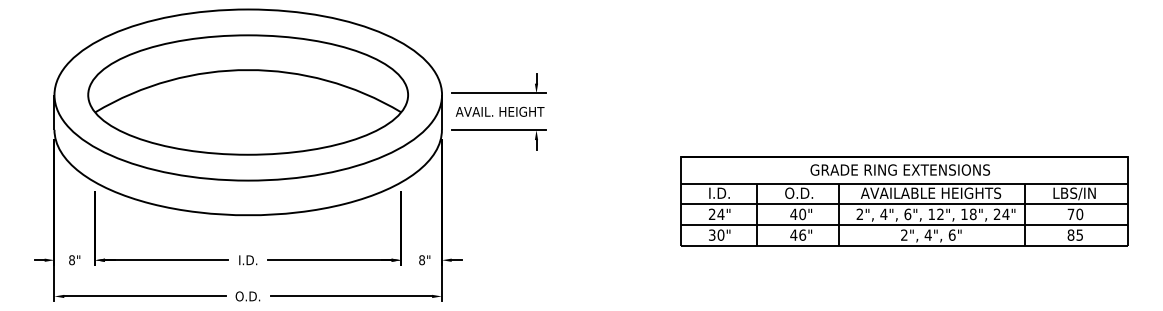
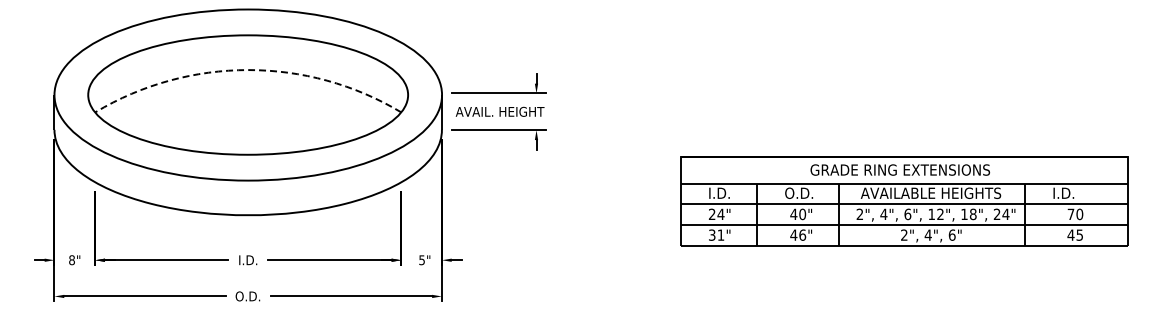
arc: solid -> dashed (248, 70)
text: LBS/IN -> I.D. (1074, 193)
text: 30" -> 31" (720, 234)
text: 85 -> 45 (1070, 234)
text: 8" -> 5" (422, 260)
